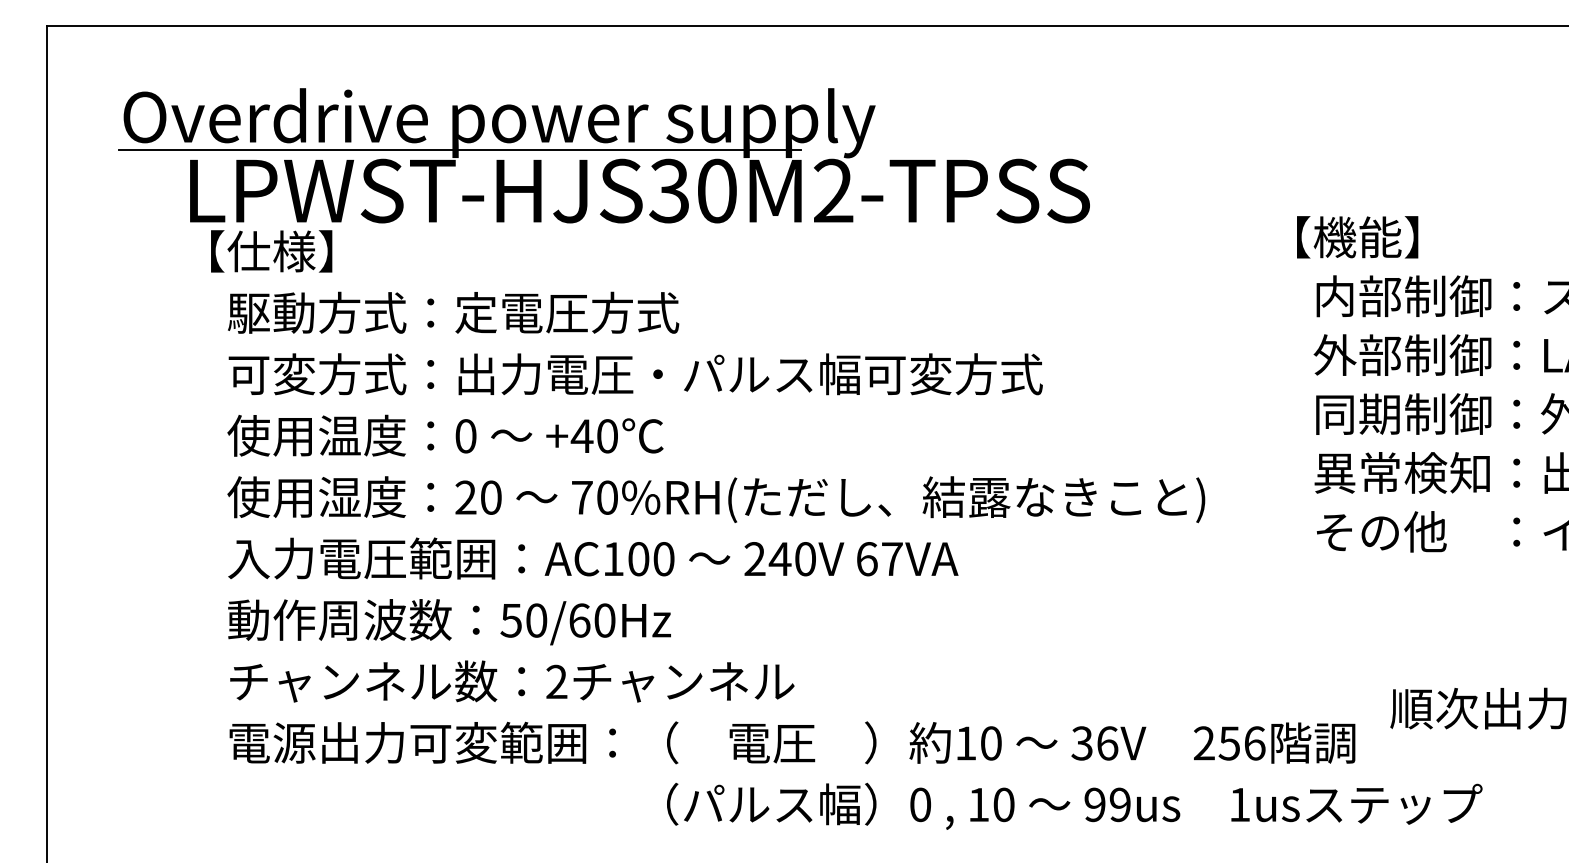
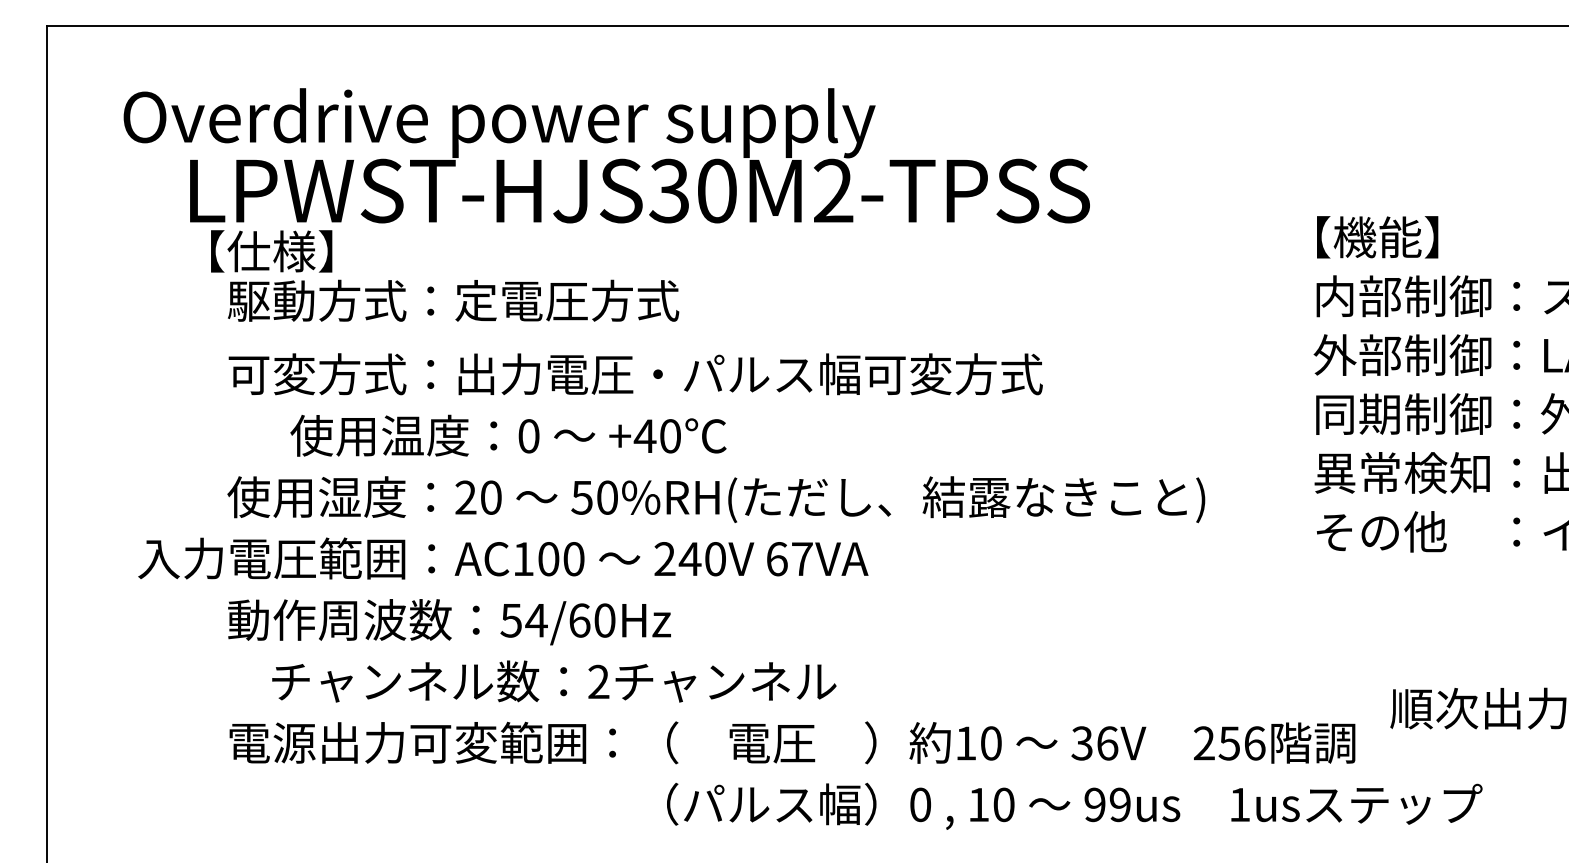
line: present -> none (459, 149)
text position: (1357, 237) -> (1377, 237) (1377, 237)
text position: (453, 312) -> (453, 300) (453, 300)
text position: (445, 435) -> (508, 435) (508, 435)
text: 70%RH( -> 50%RH( (581, 497)
text position: (593, 558) -> (503, 558) (503, 558)
text: 50/60Hz -> 54/60Hz (536, 620)
text position: (512, 681) -> (554, 681) (554, 681)
